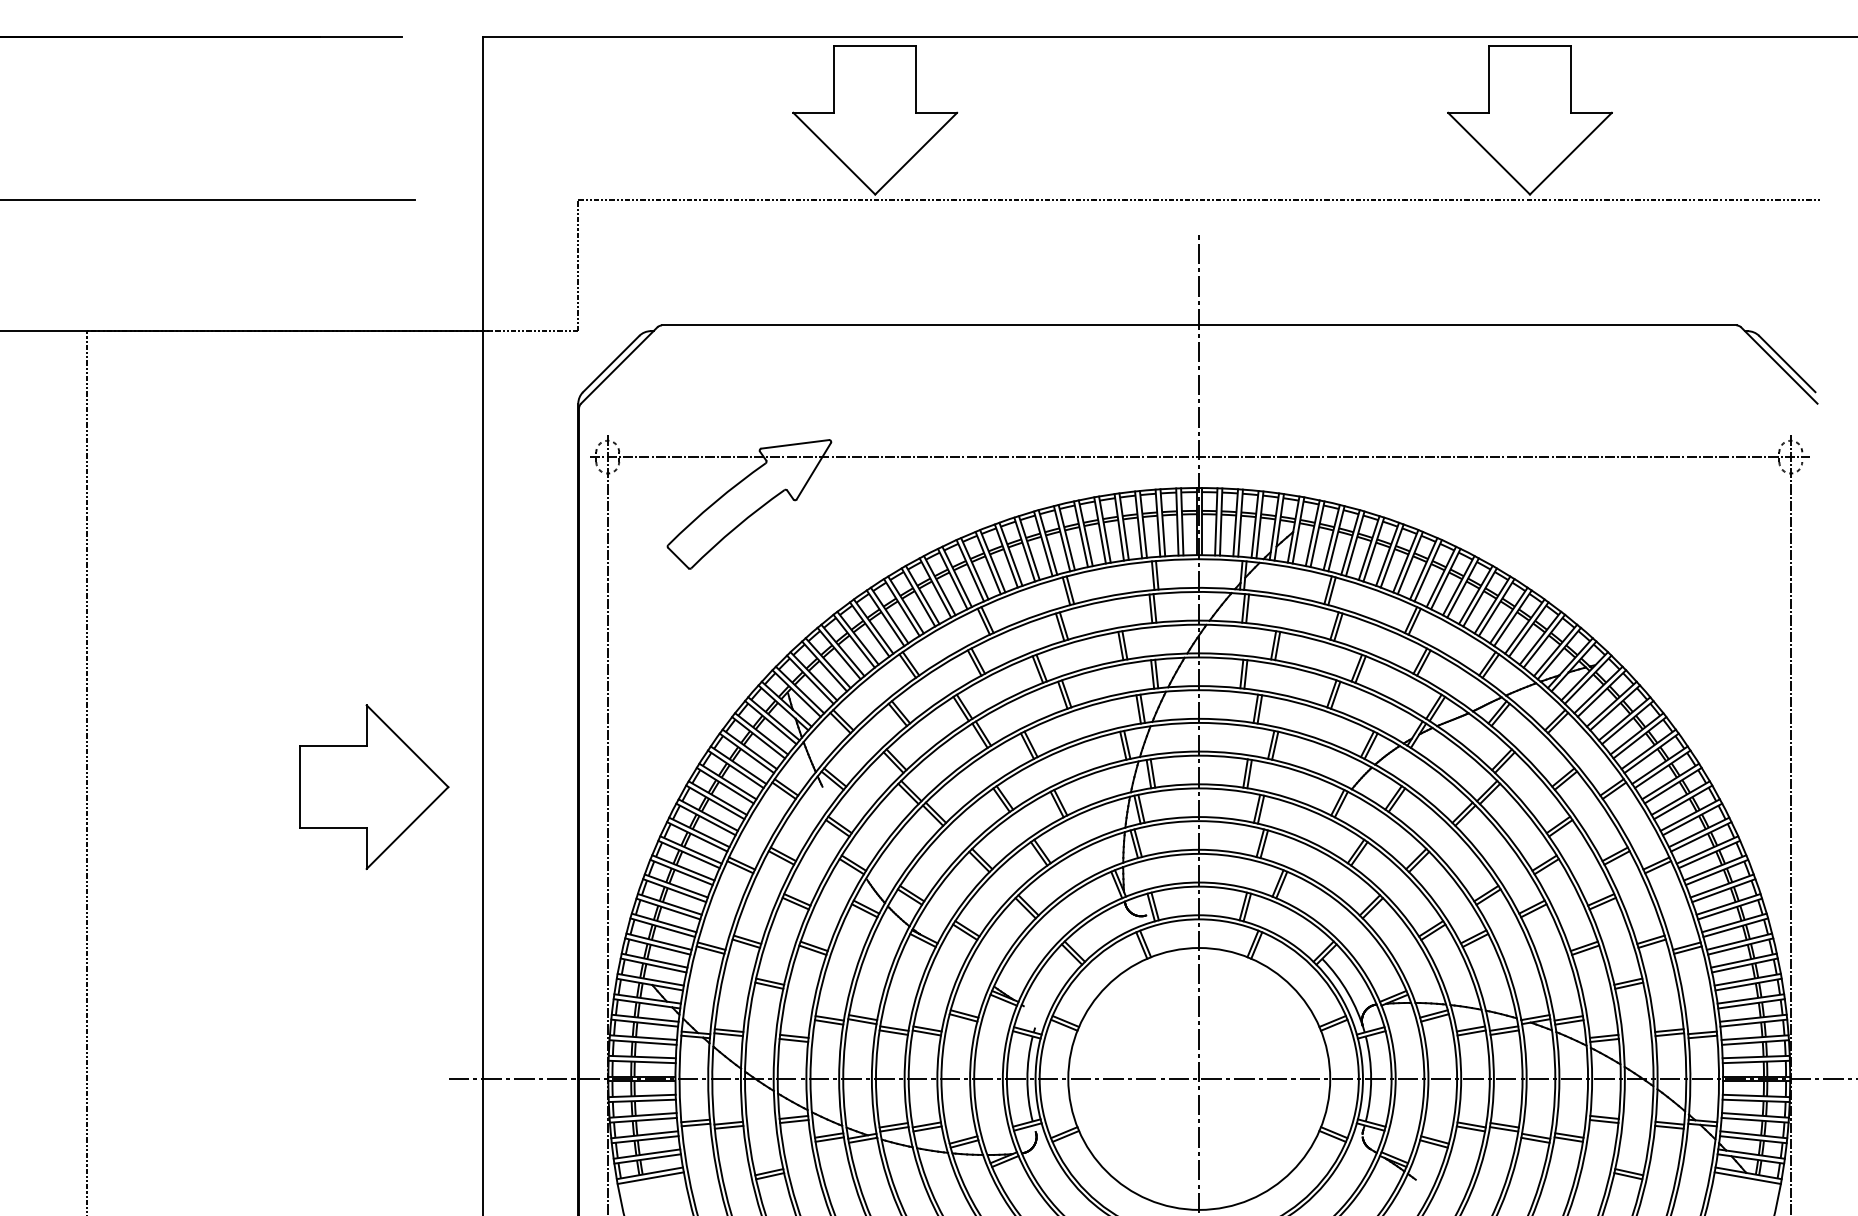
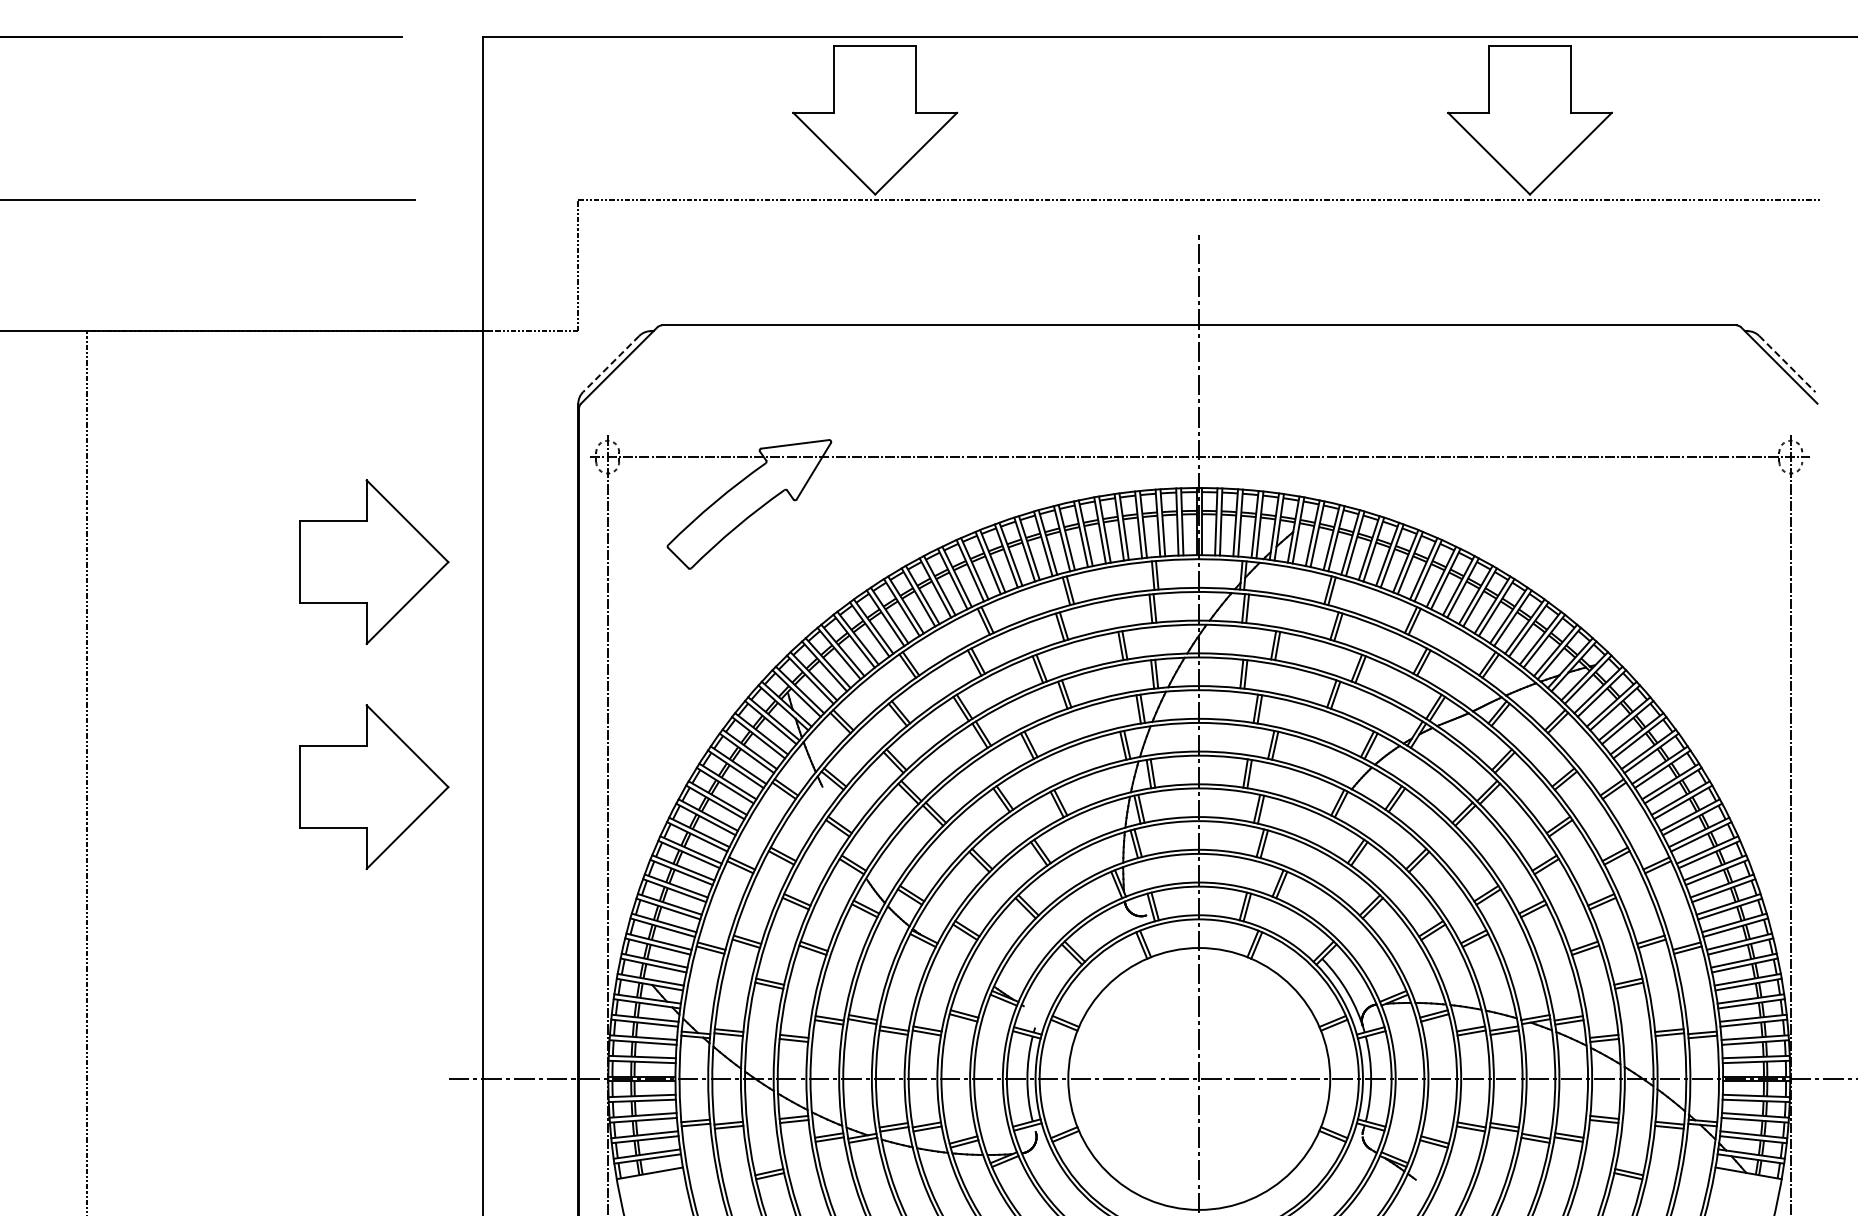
line: solid -> dashed (611, 364)
line: solid -> dashed (1787, 364)
part: none -> present (374, 561)
line: present -> none (650, 1177)
line: present -> none (1747, 1177)
